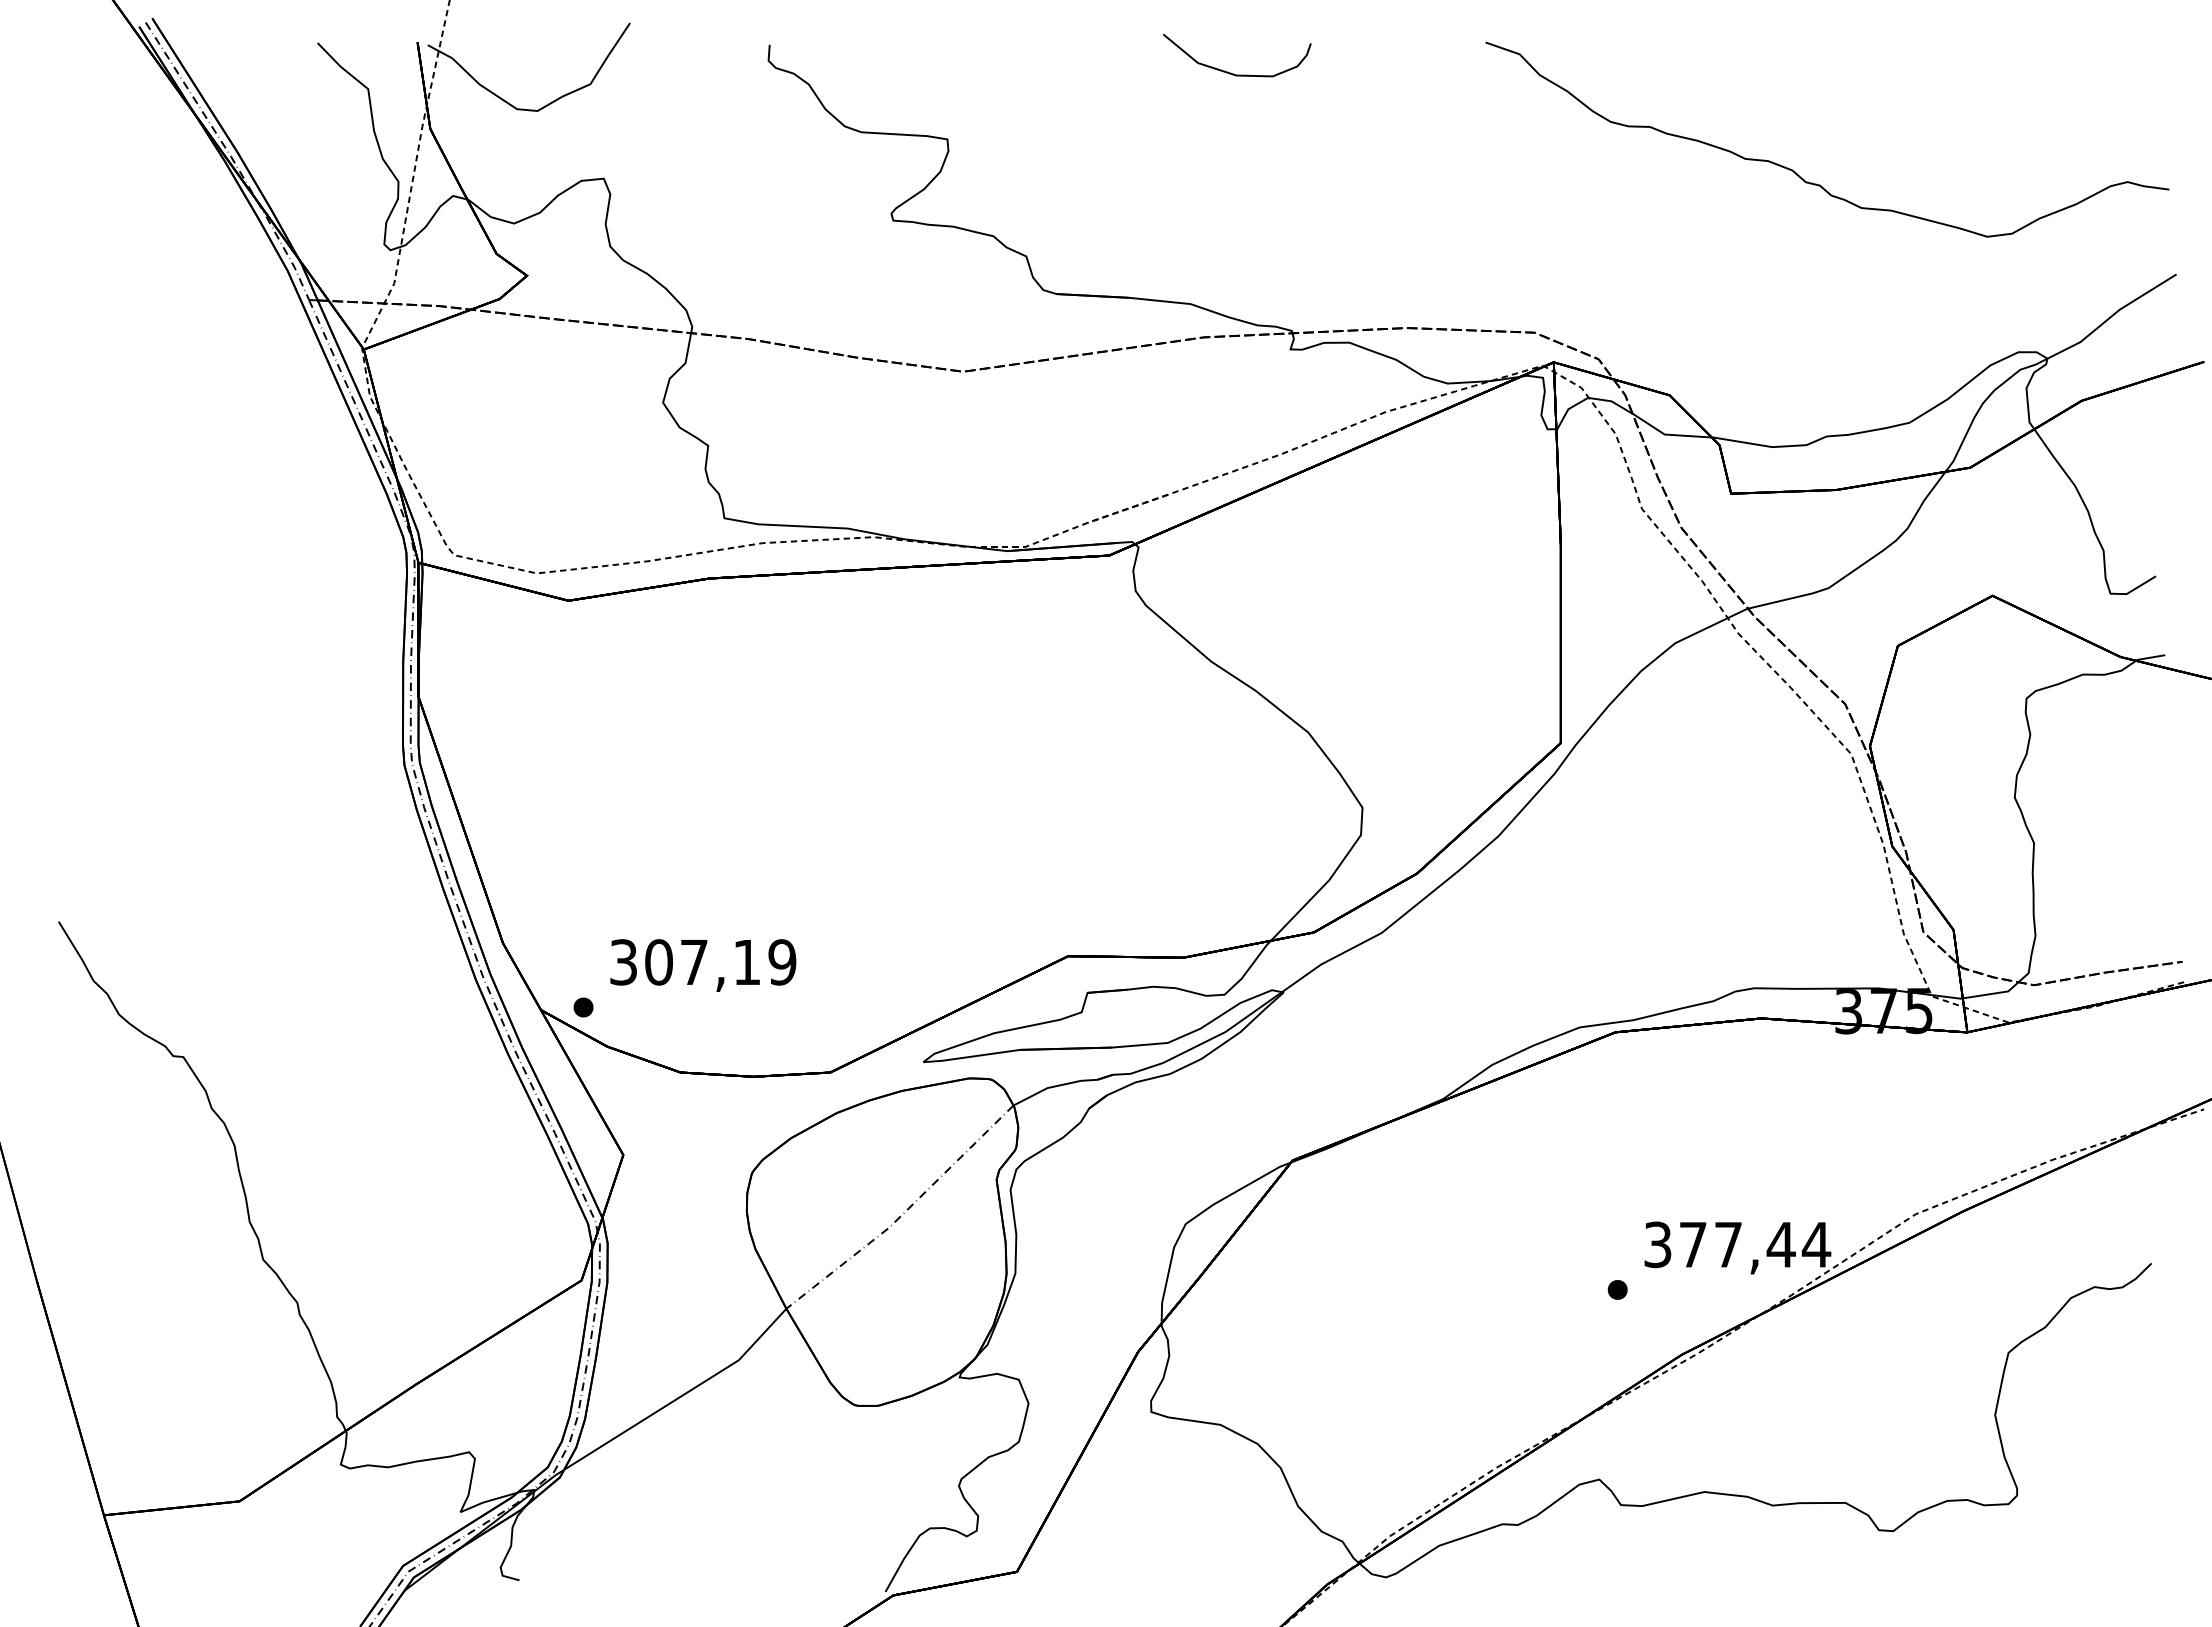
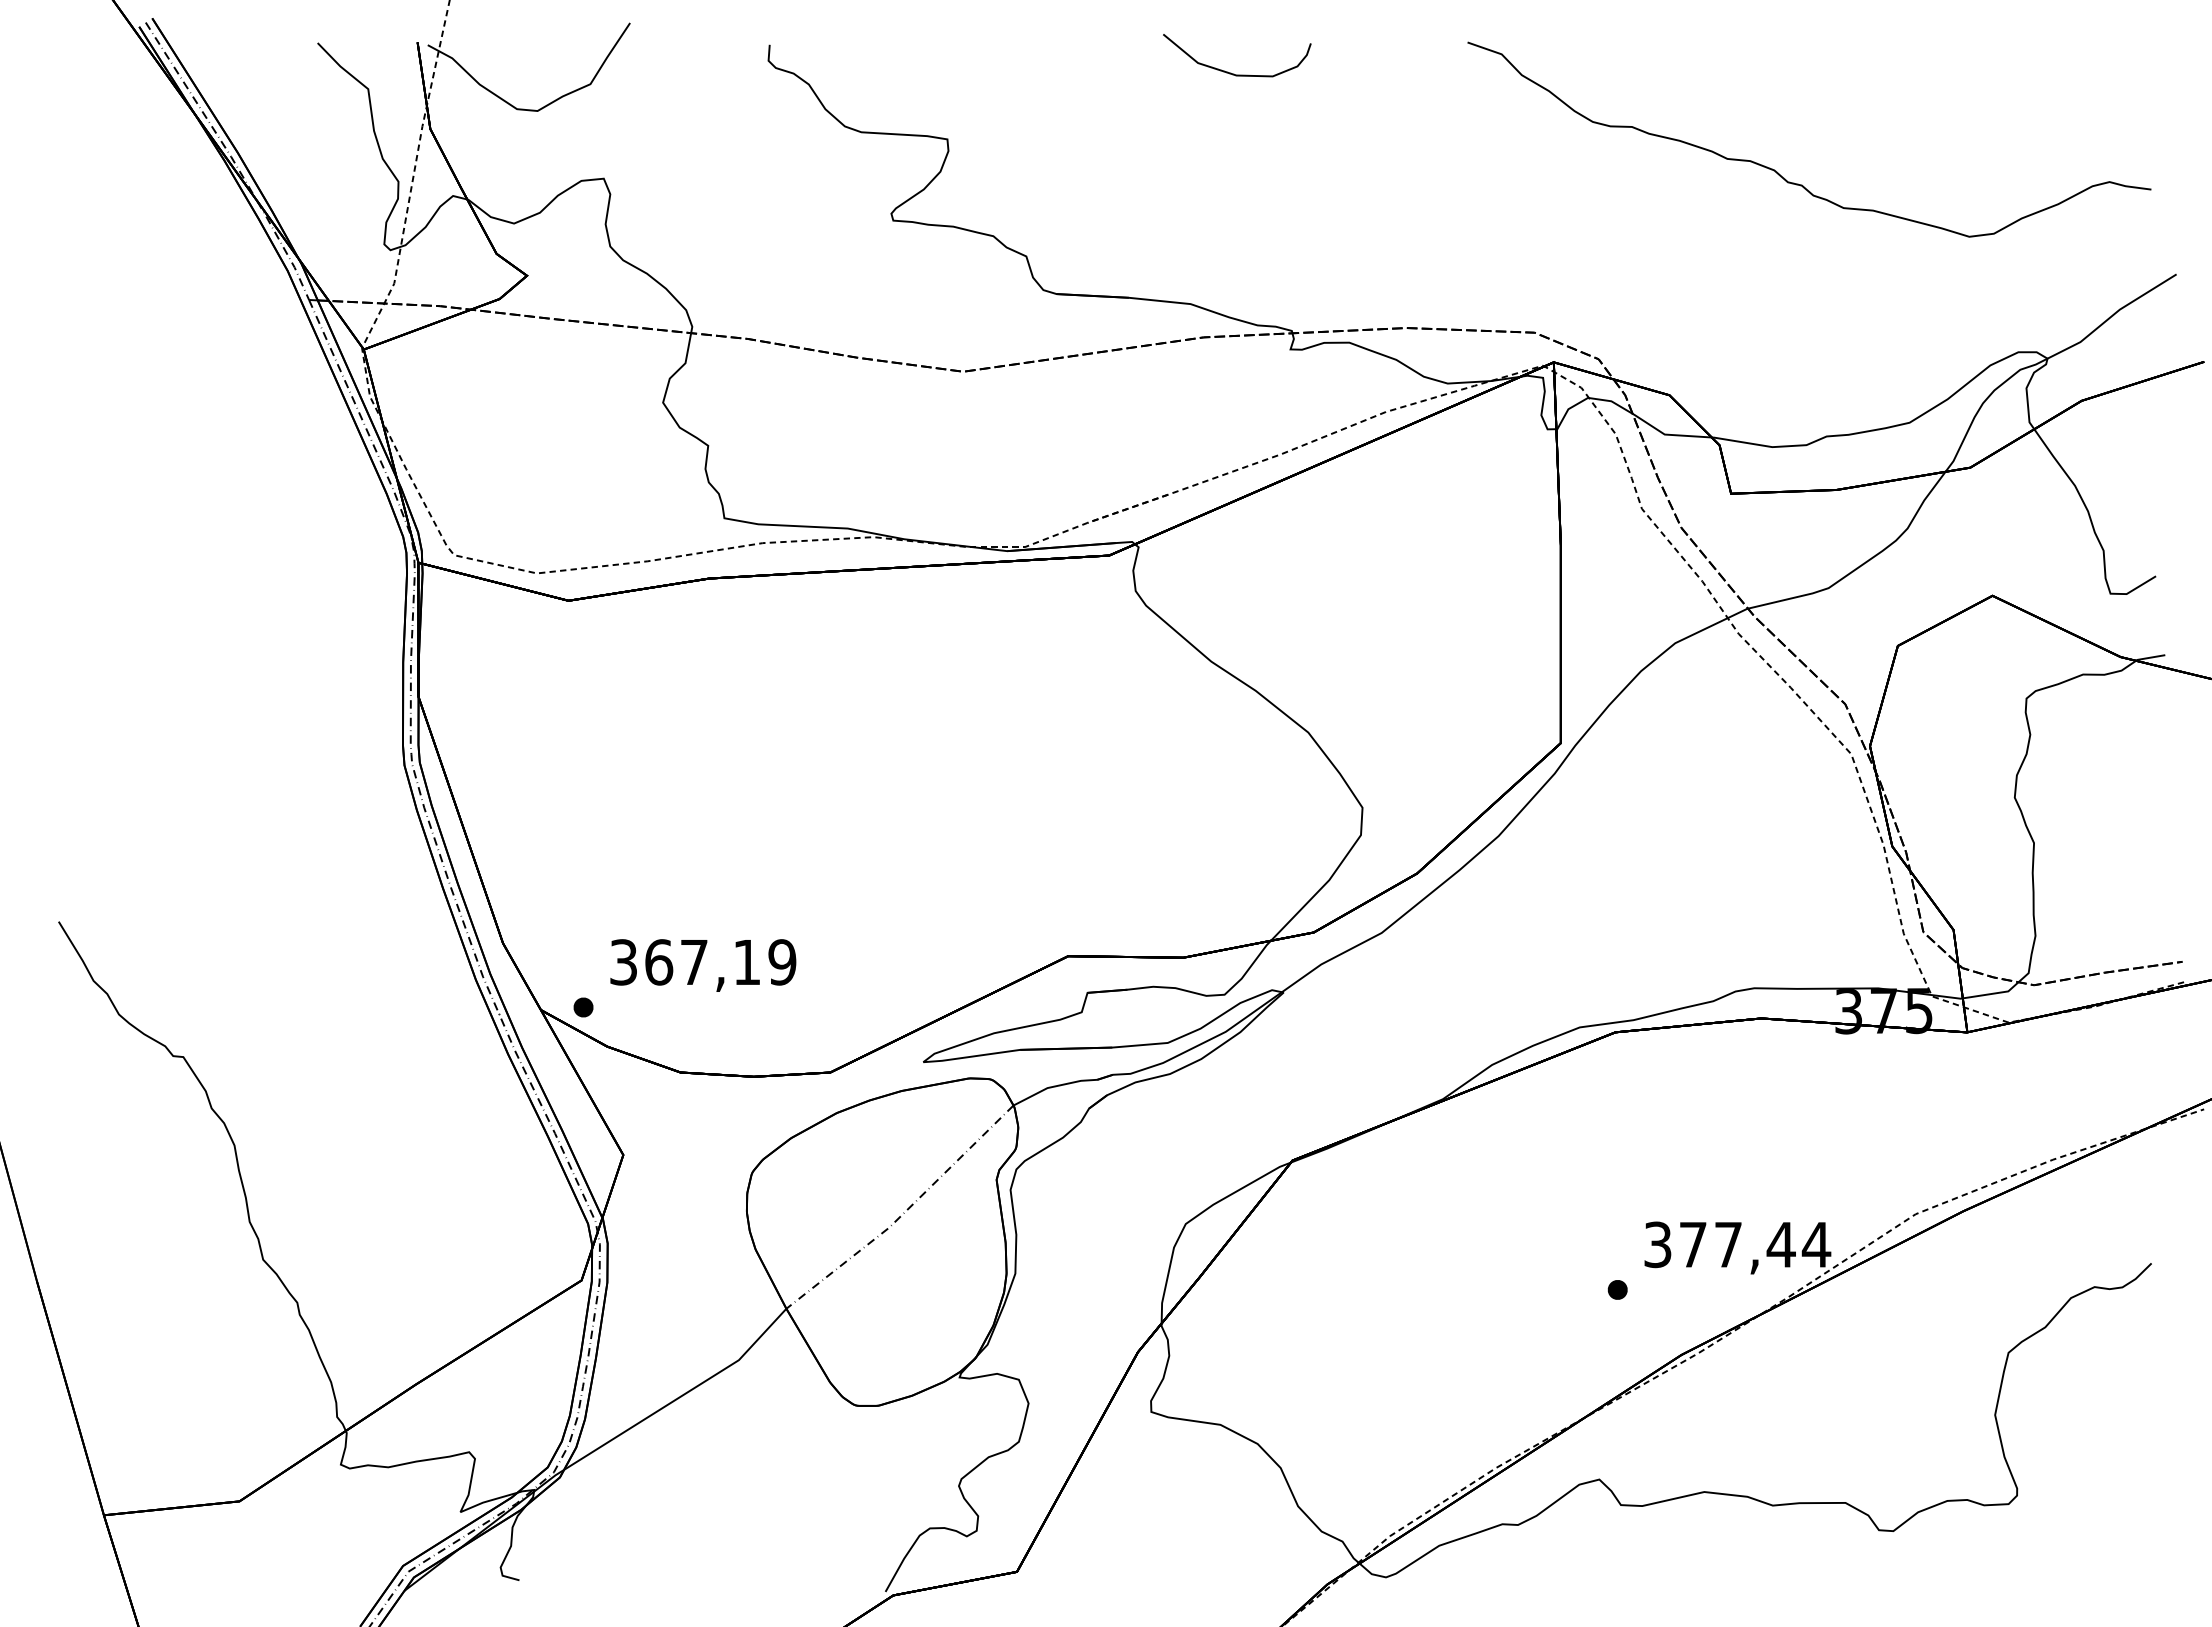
curve position: (1795, 171) -> (1777, 171) (1777, 171)
text: 307,19 -> 367,19 (659, 962)
